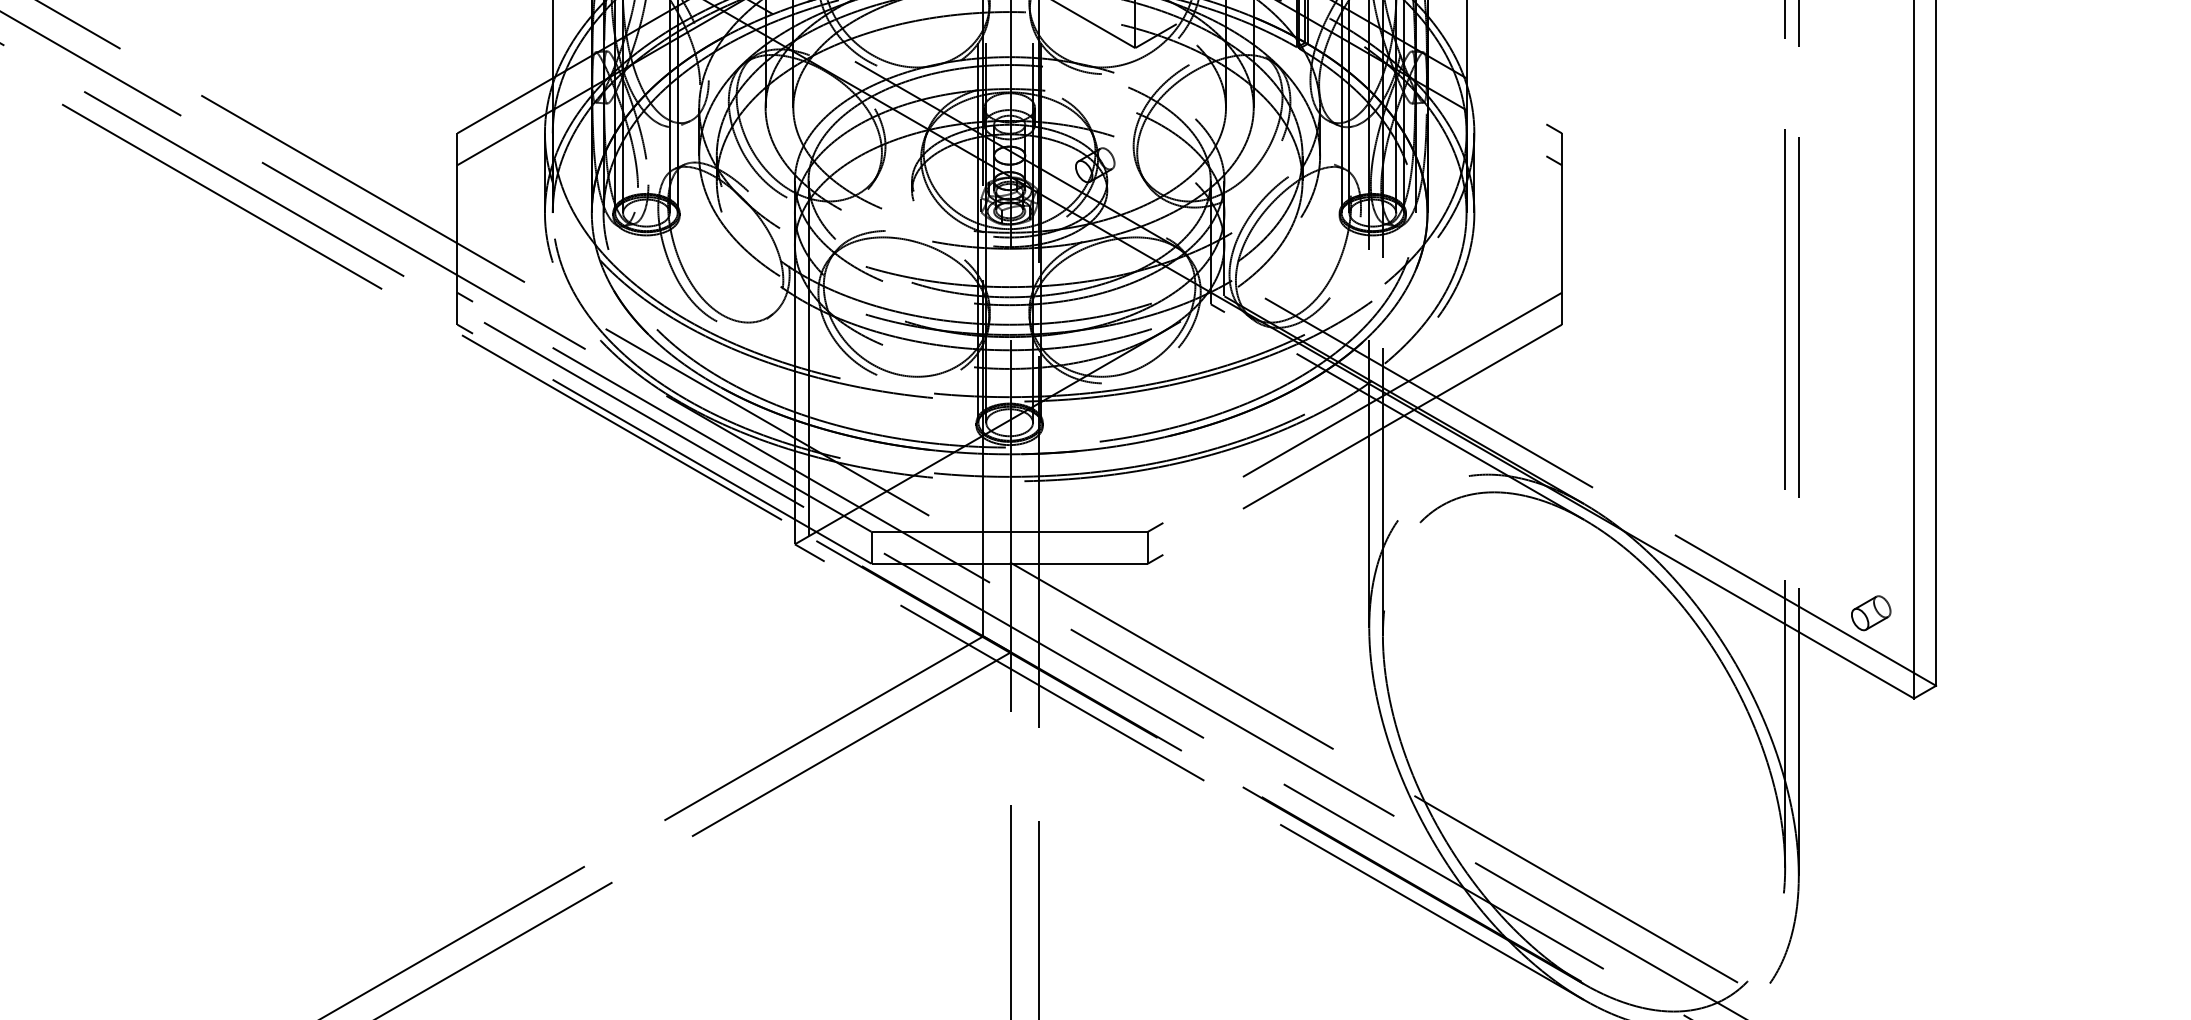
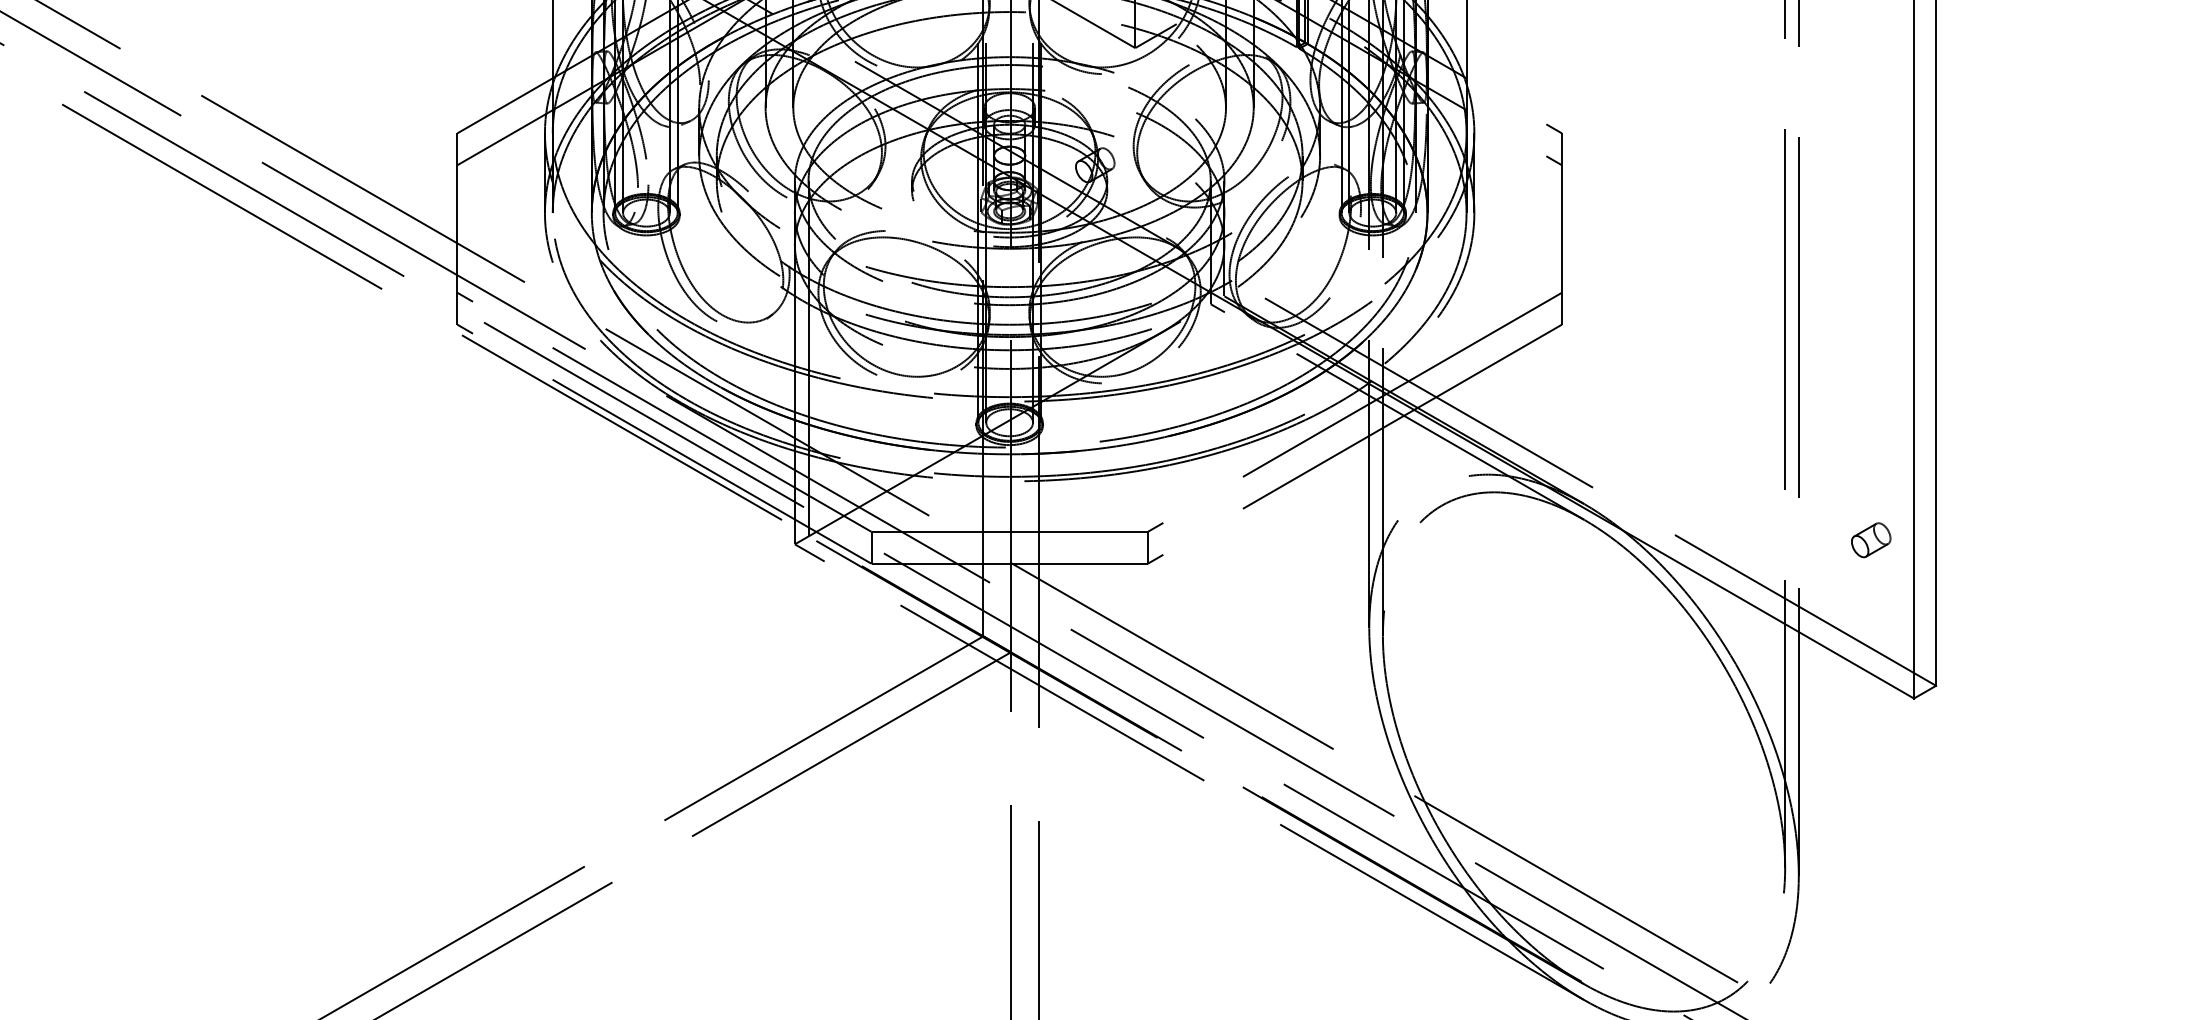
part position: (1871, 613) -> (1871, 540) (1871, 540)
